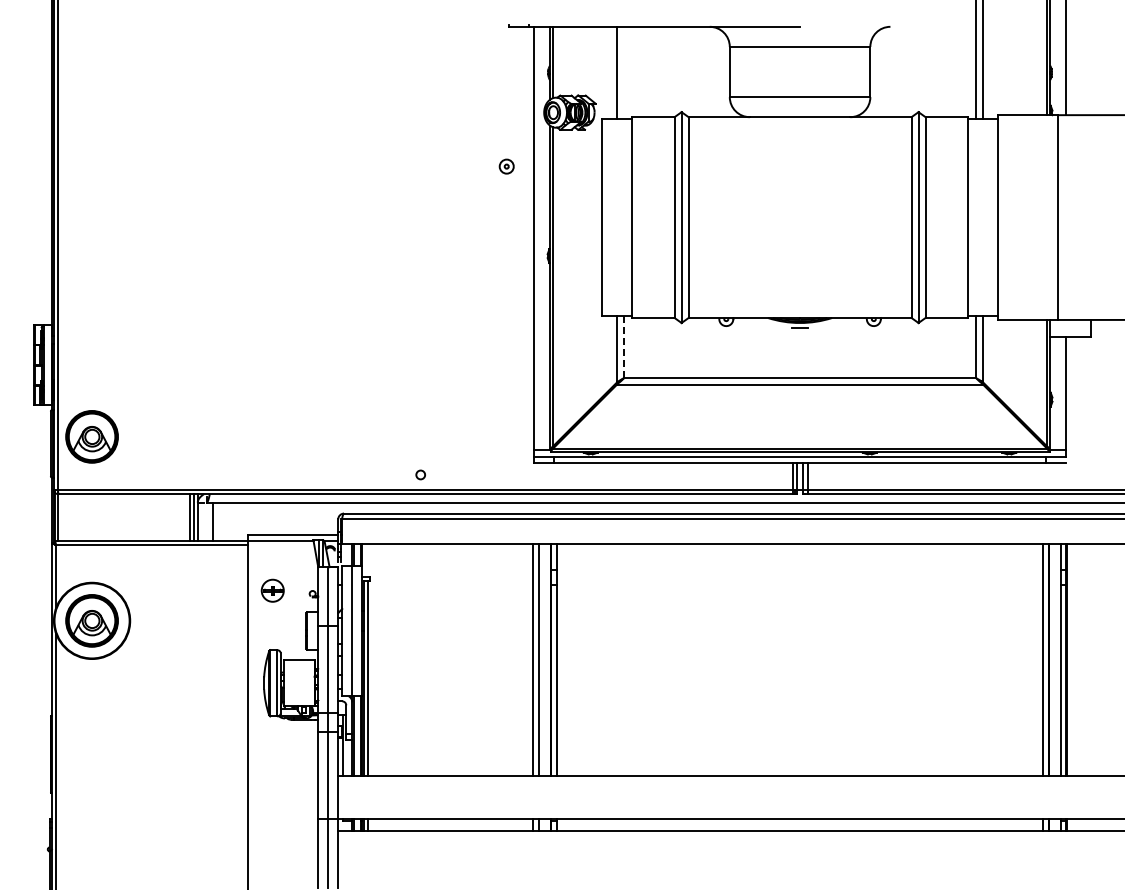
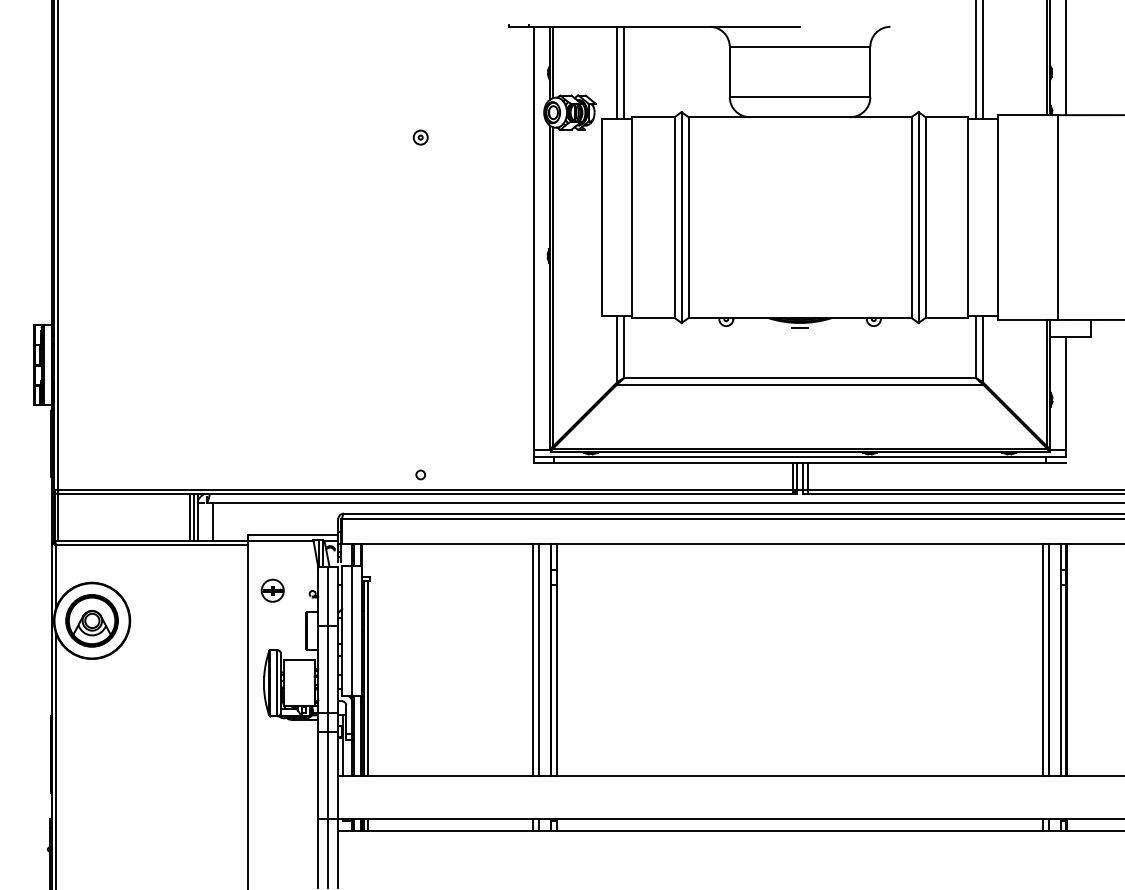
line: none -> present (623, 72)
part position: (506, 166) -> (420, 137) (420, 137)
line: dashed -> solid (623, 346)
part: present -> none (91, 436)
